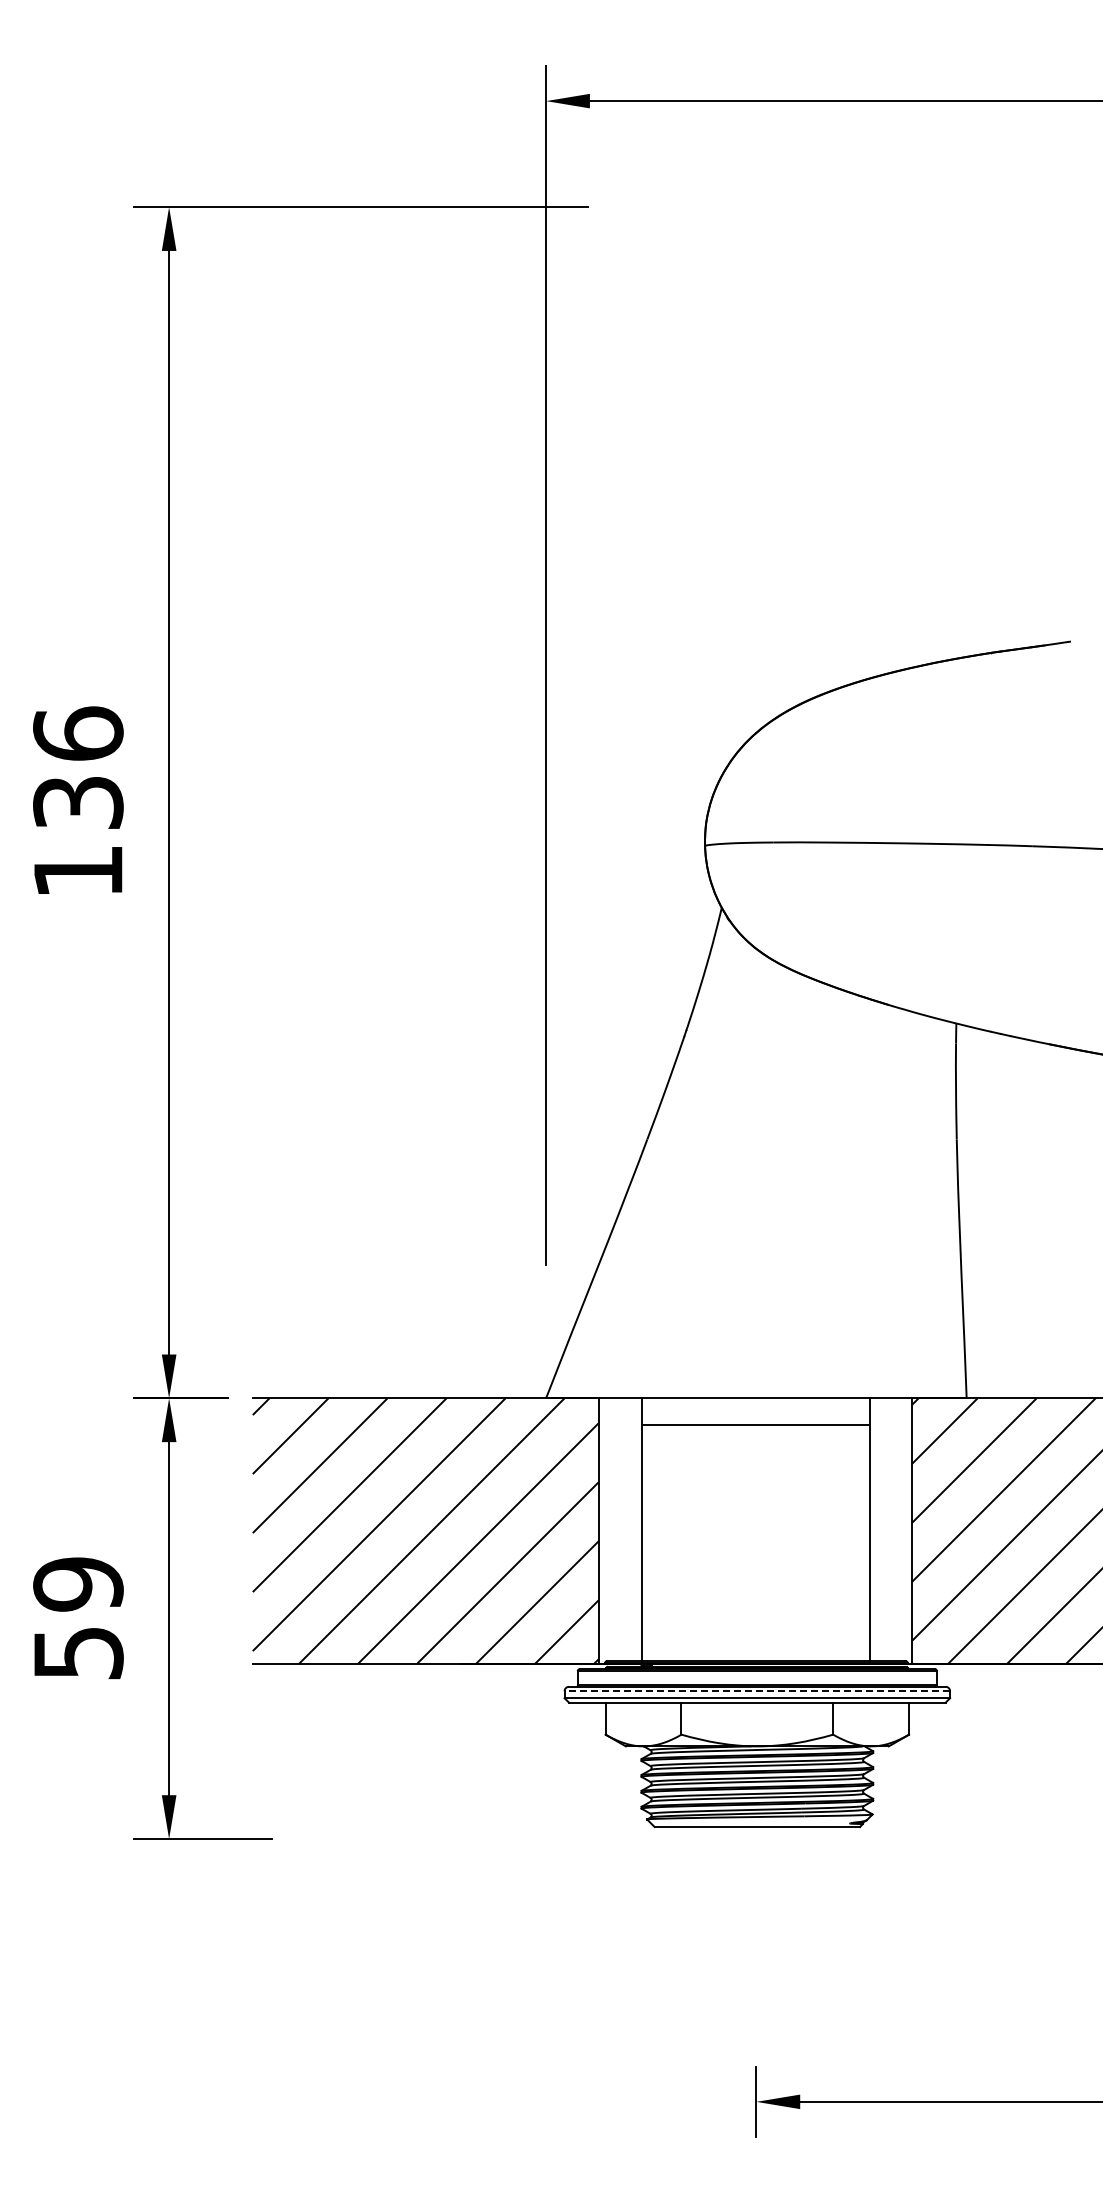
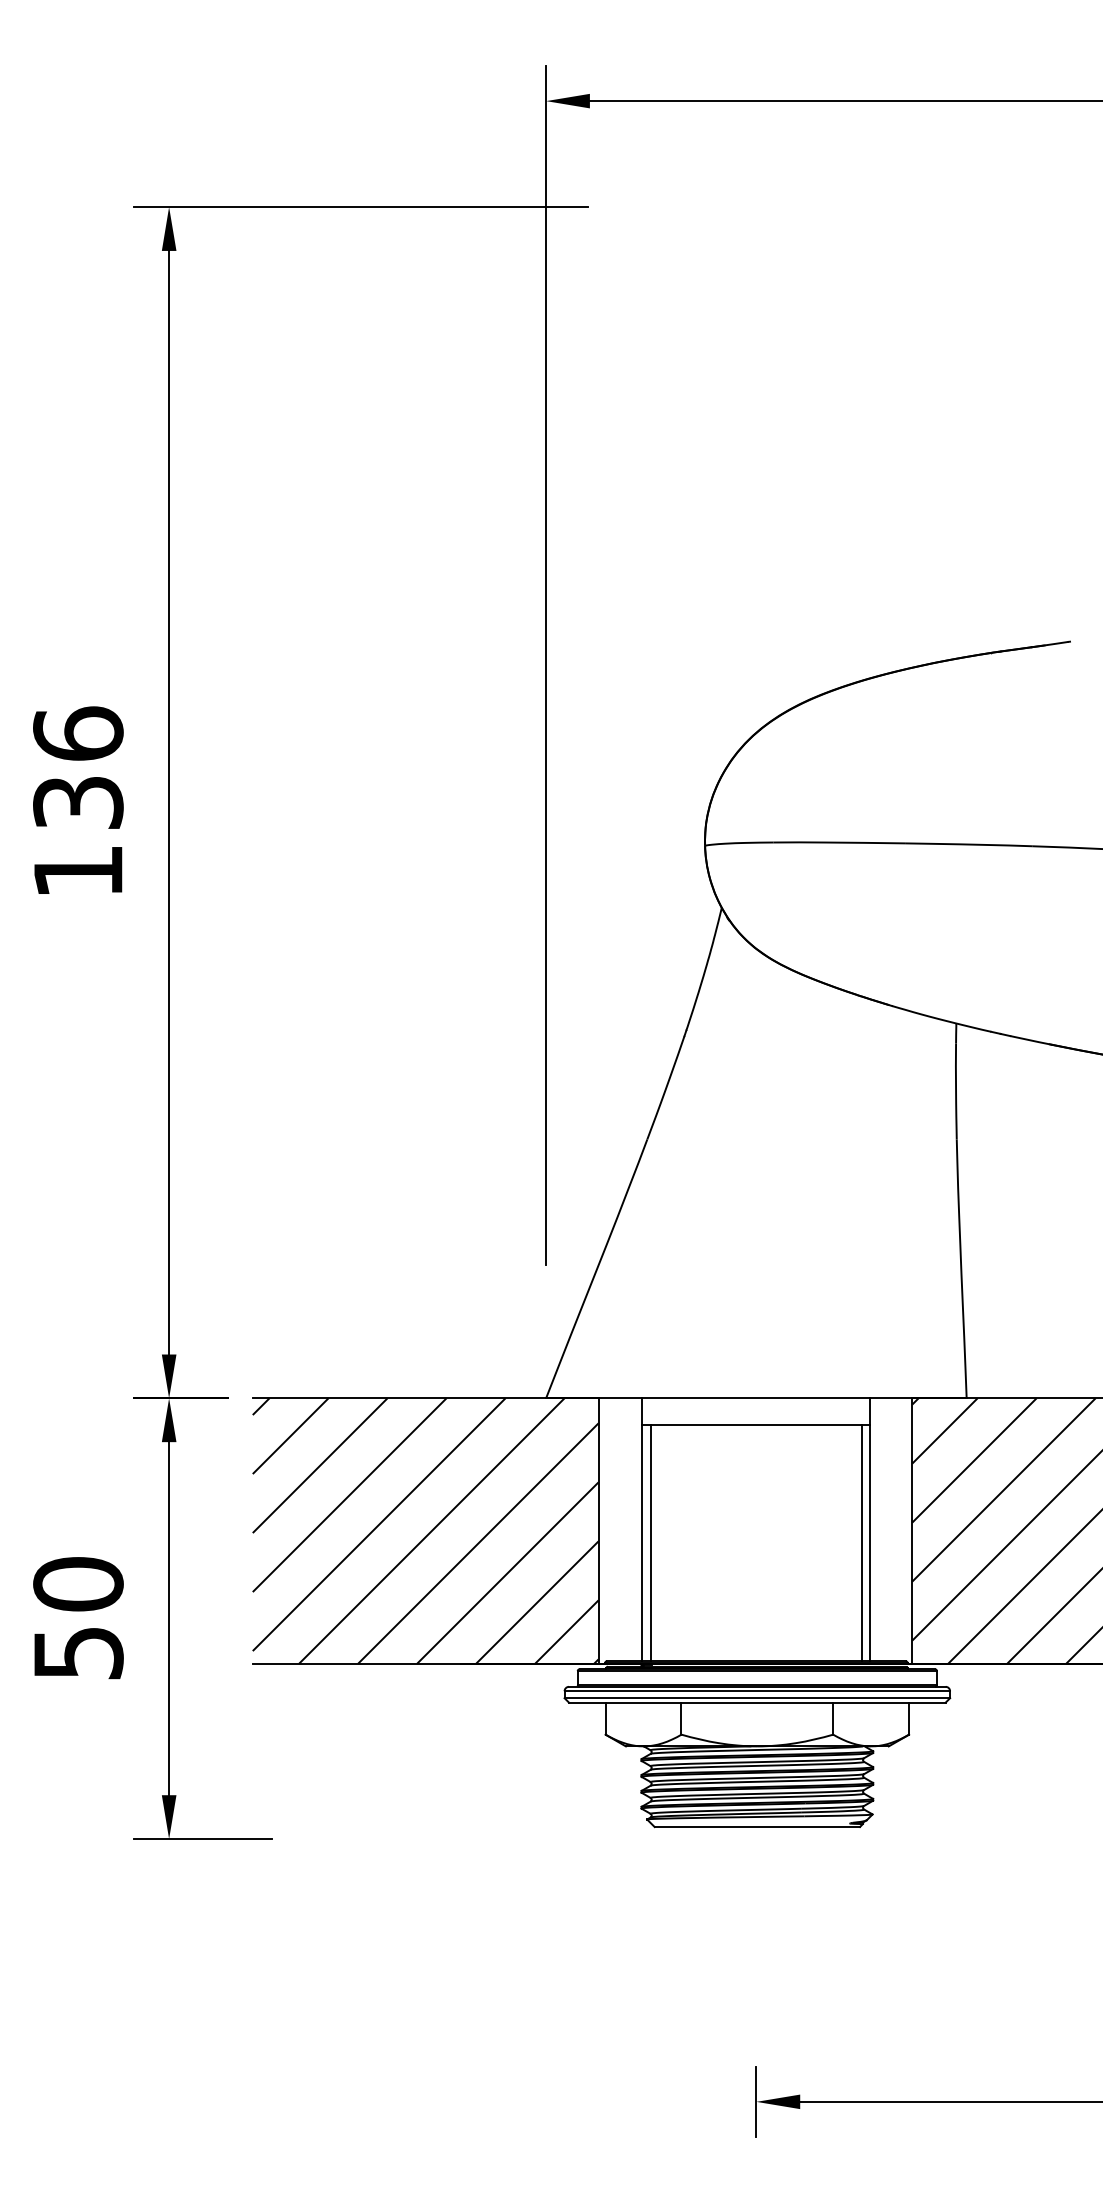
line: none -> present (651, 1542)
line: none -> present (861, 1542)
text: 59 -> 50 (78, 1584)
line: dashed -> solid (757, 1691)
